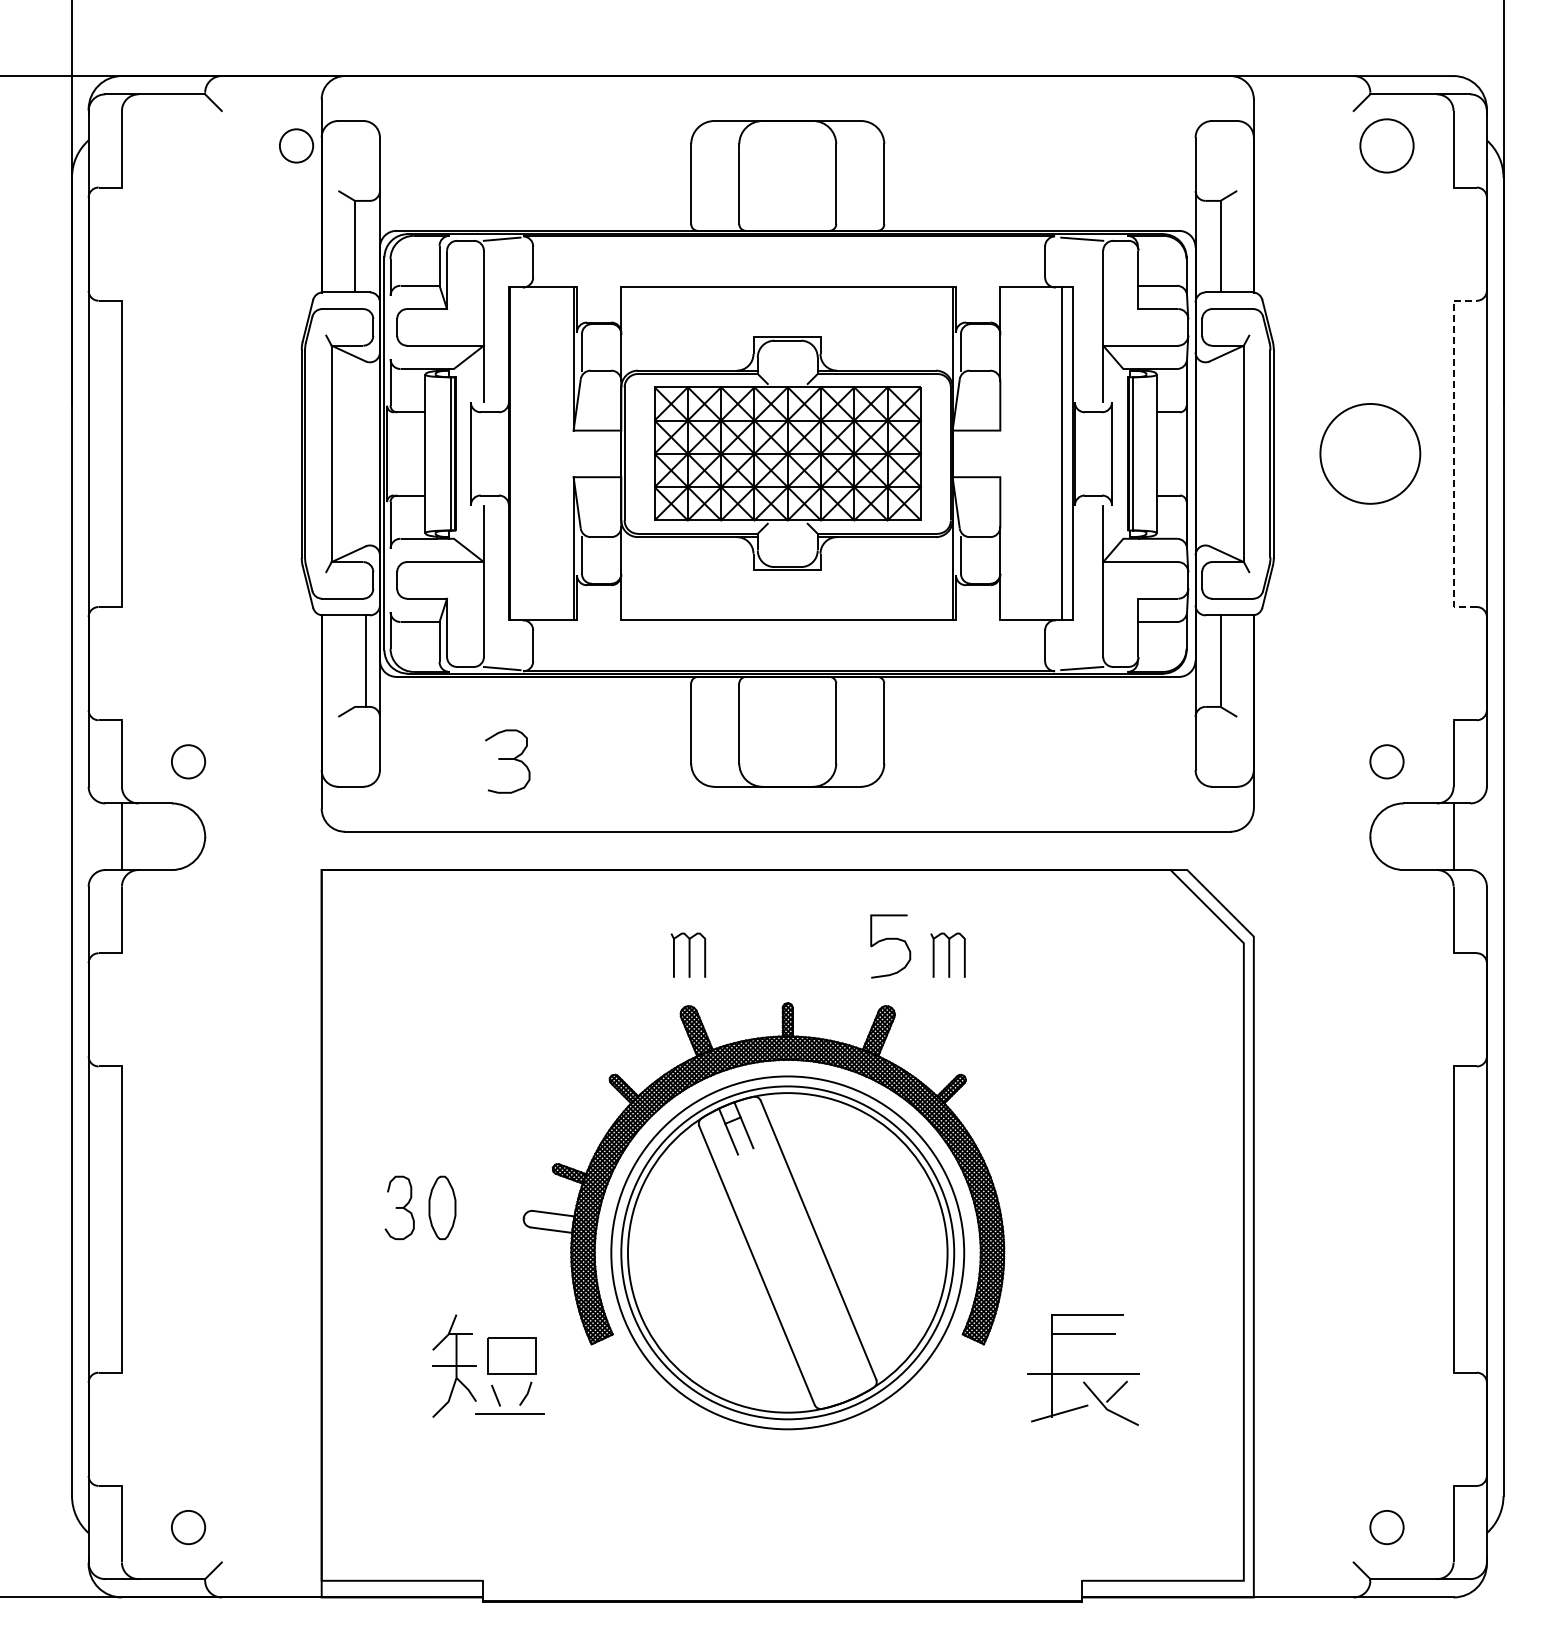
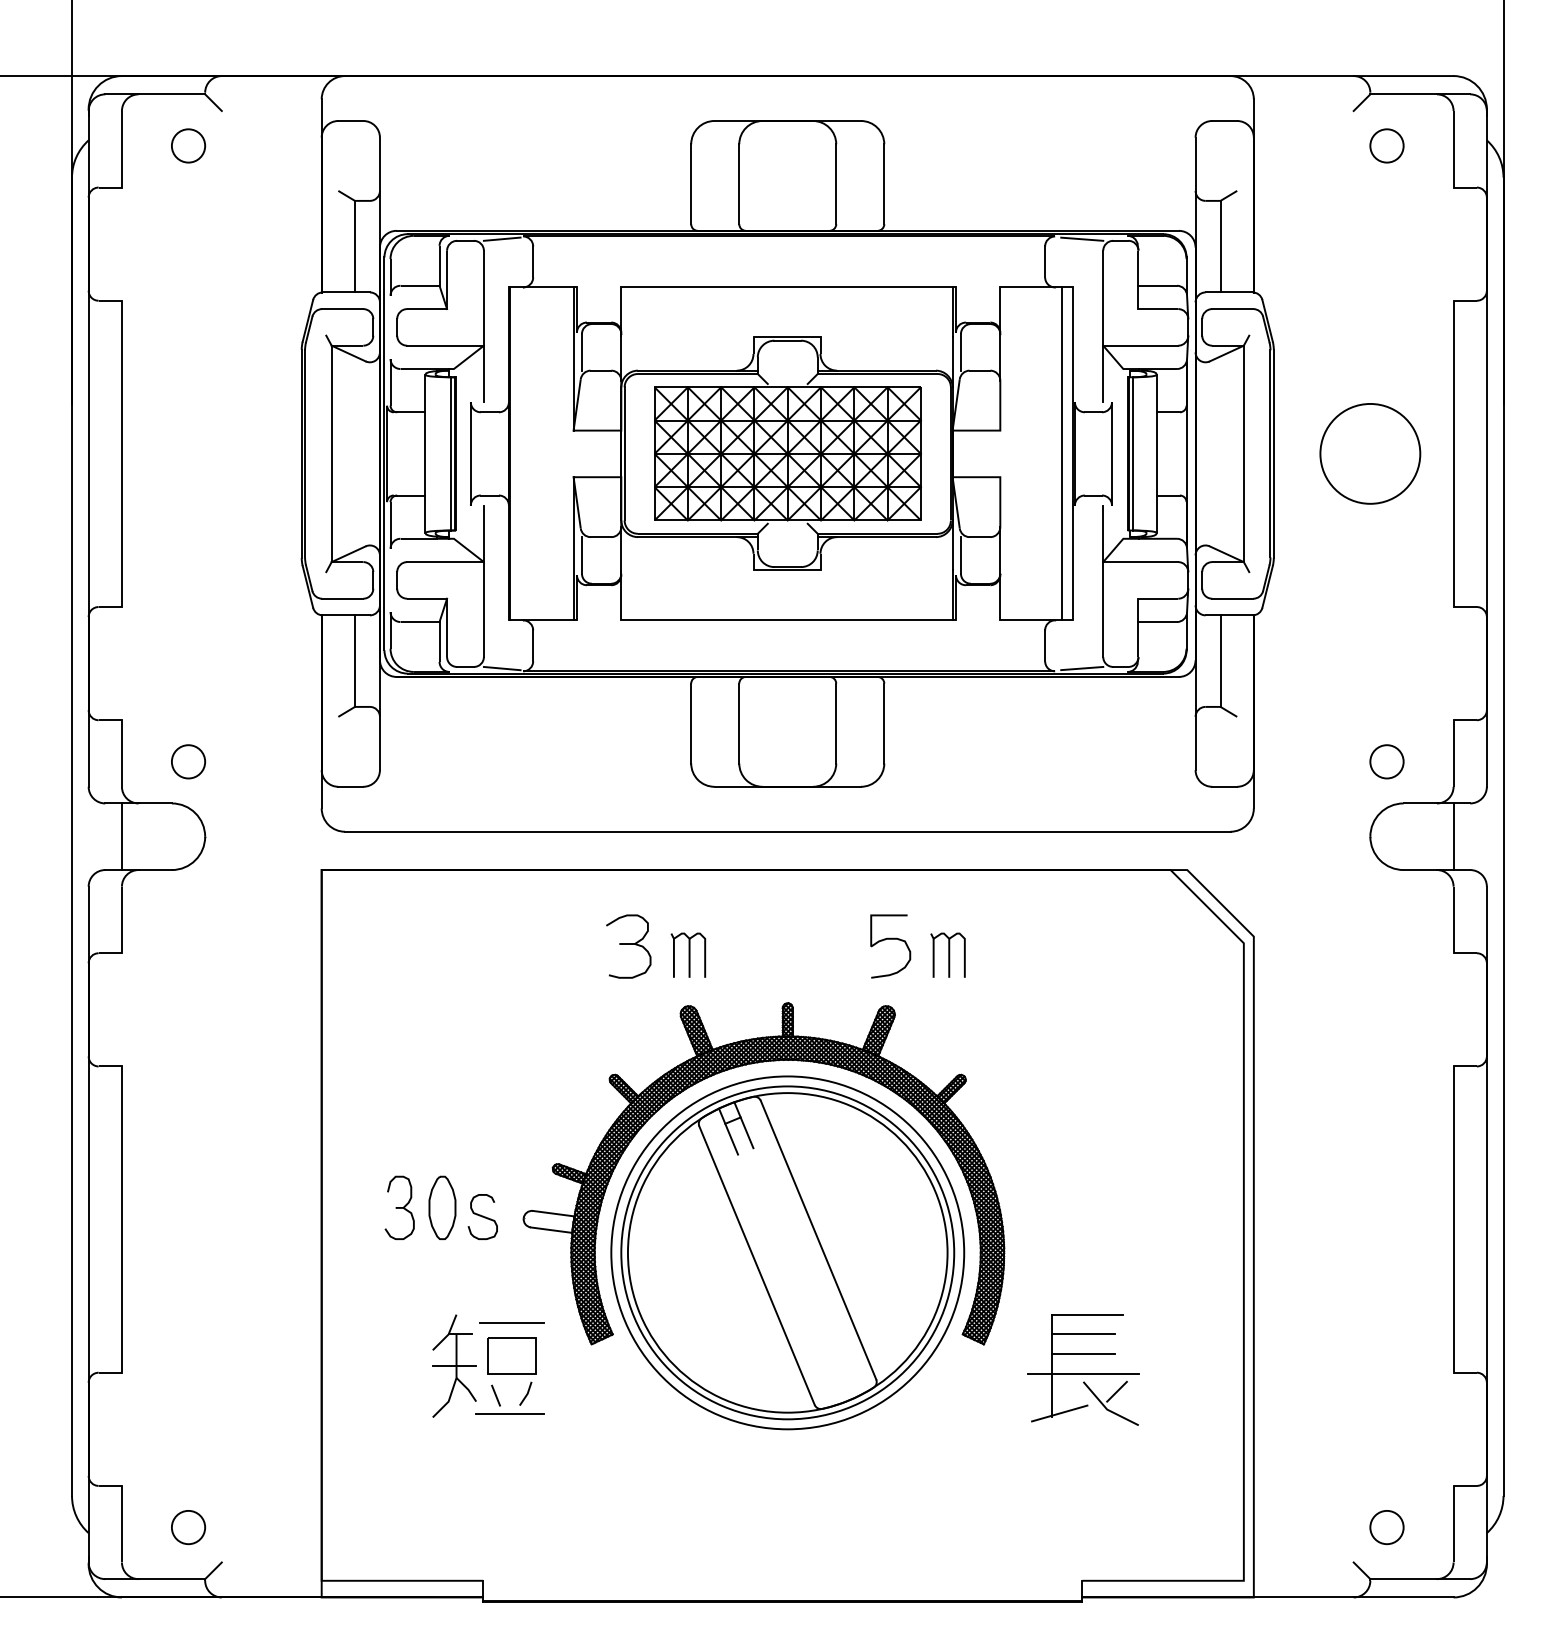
circle position: (296, 145) -> (188, 145) (188, 145)
circle diameter: 53 px -> 33 px (1386, 145)
line: dashed -> solid (1453, 453)
line position: (365, 660) -> (354, 660) (354, 660)
part position: (507, 761) -> (628, 946) (628, 946)
curve: none -> present (482, 1216)
line: none -> present (511, 1322)
line: none -> present (1083, 1354)
